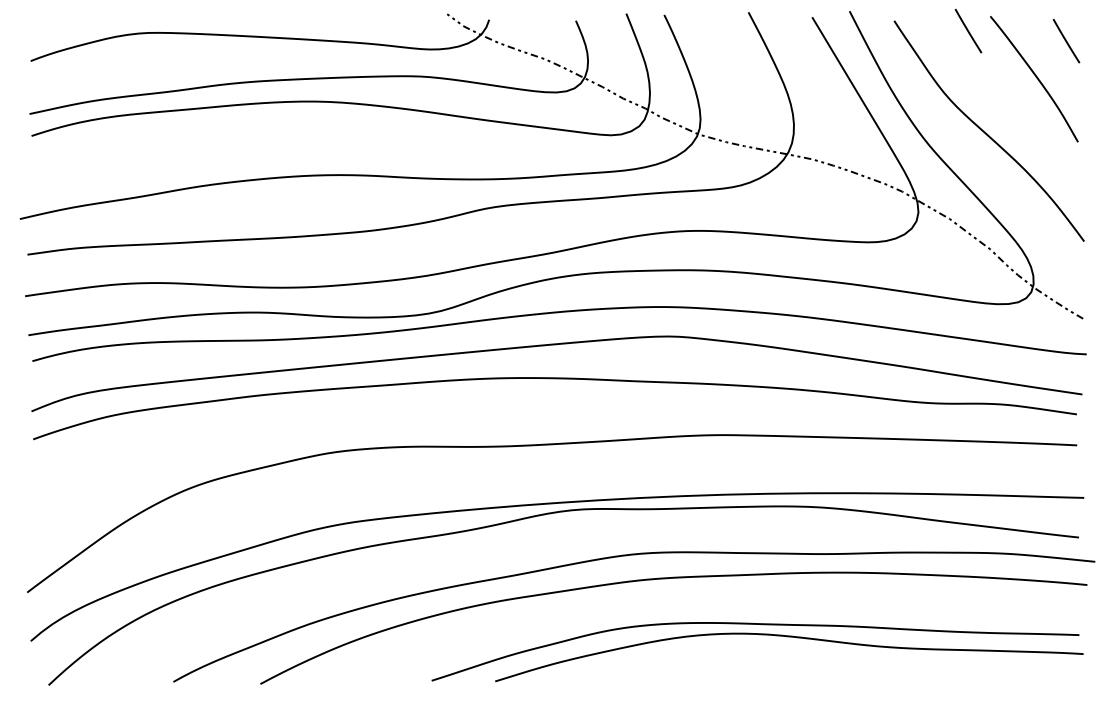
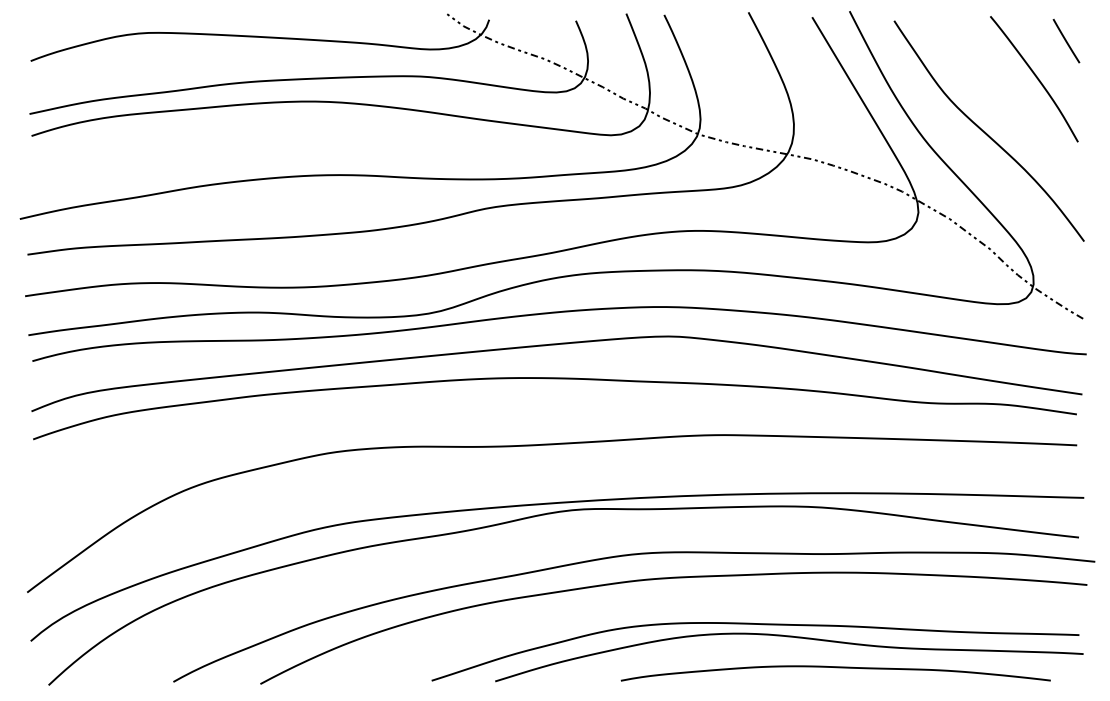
line: present -> none (968, 31)
curve: none -> present (835, 668)
